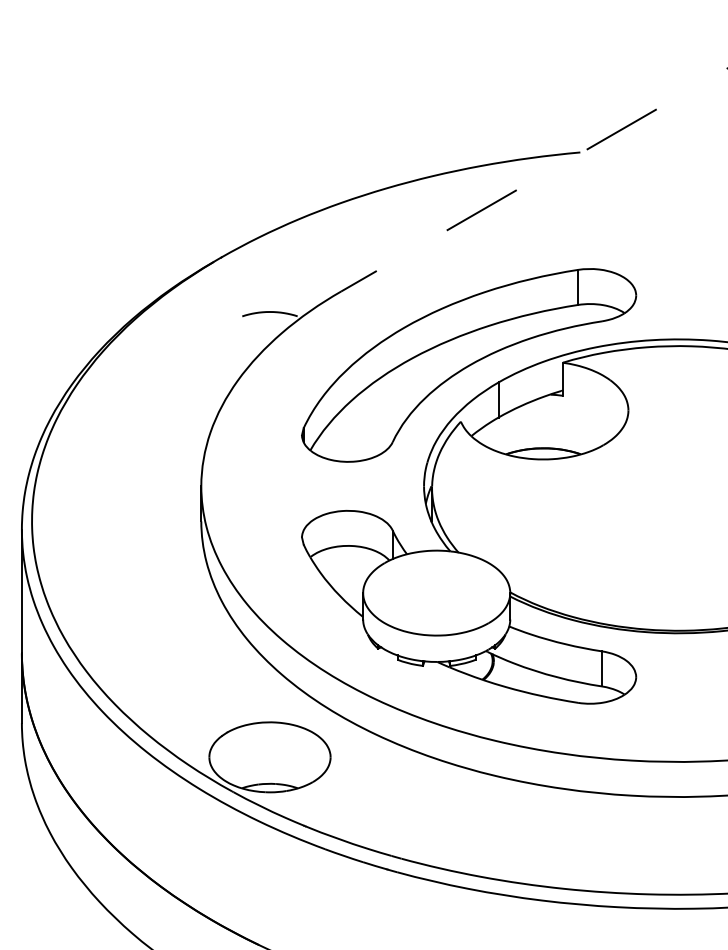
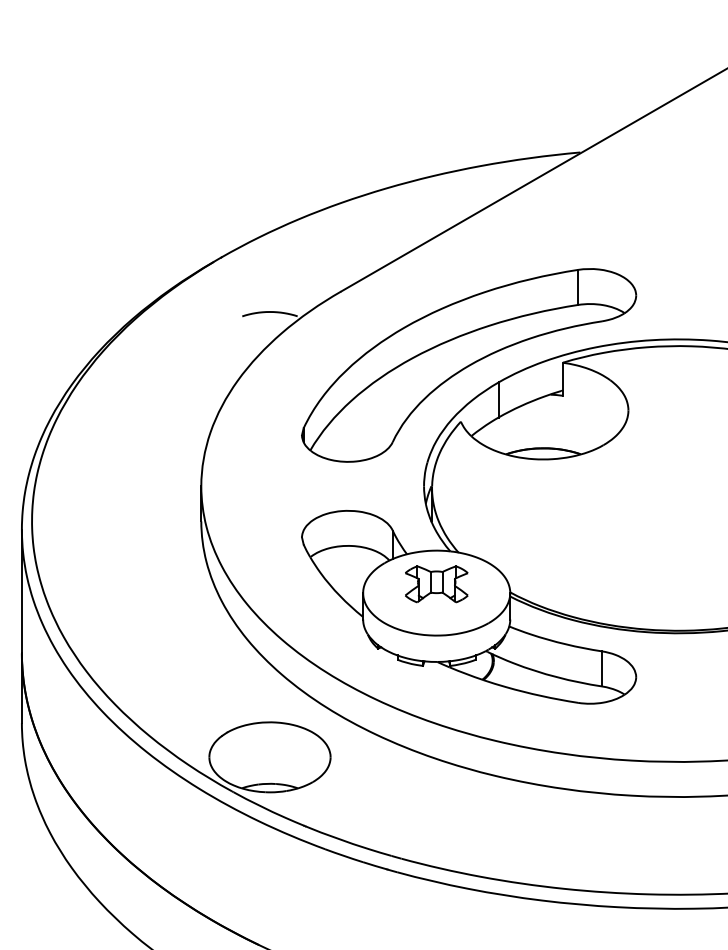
line: dashed -> solid (533, 180)
part: none -> present (436, 584)
